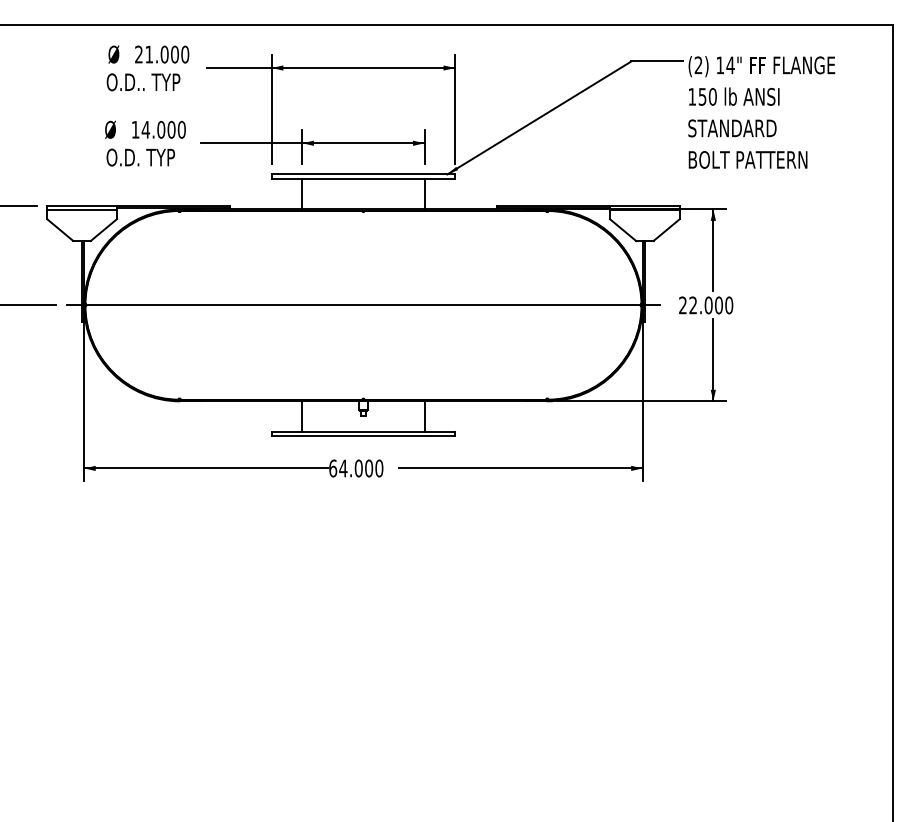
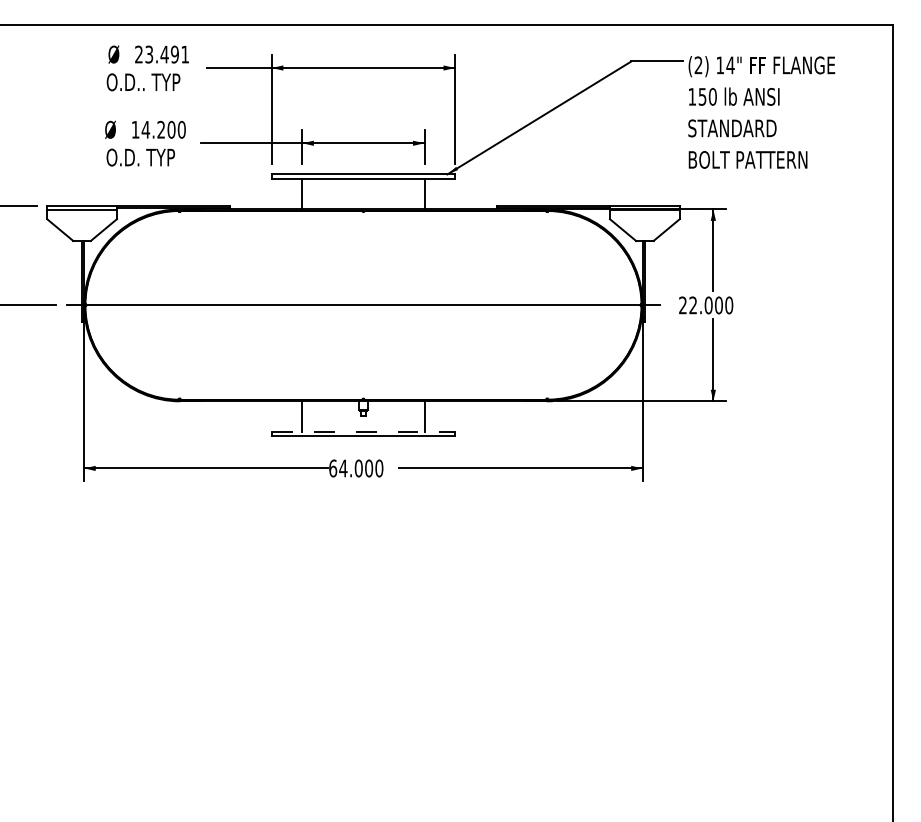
text: 21.000 -> 23.491 (167, 54)
text: 14.000 -> 14.200 (161, 129)
line: solid -> dashed (363, 431)
